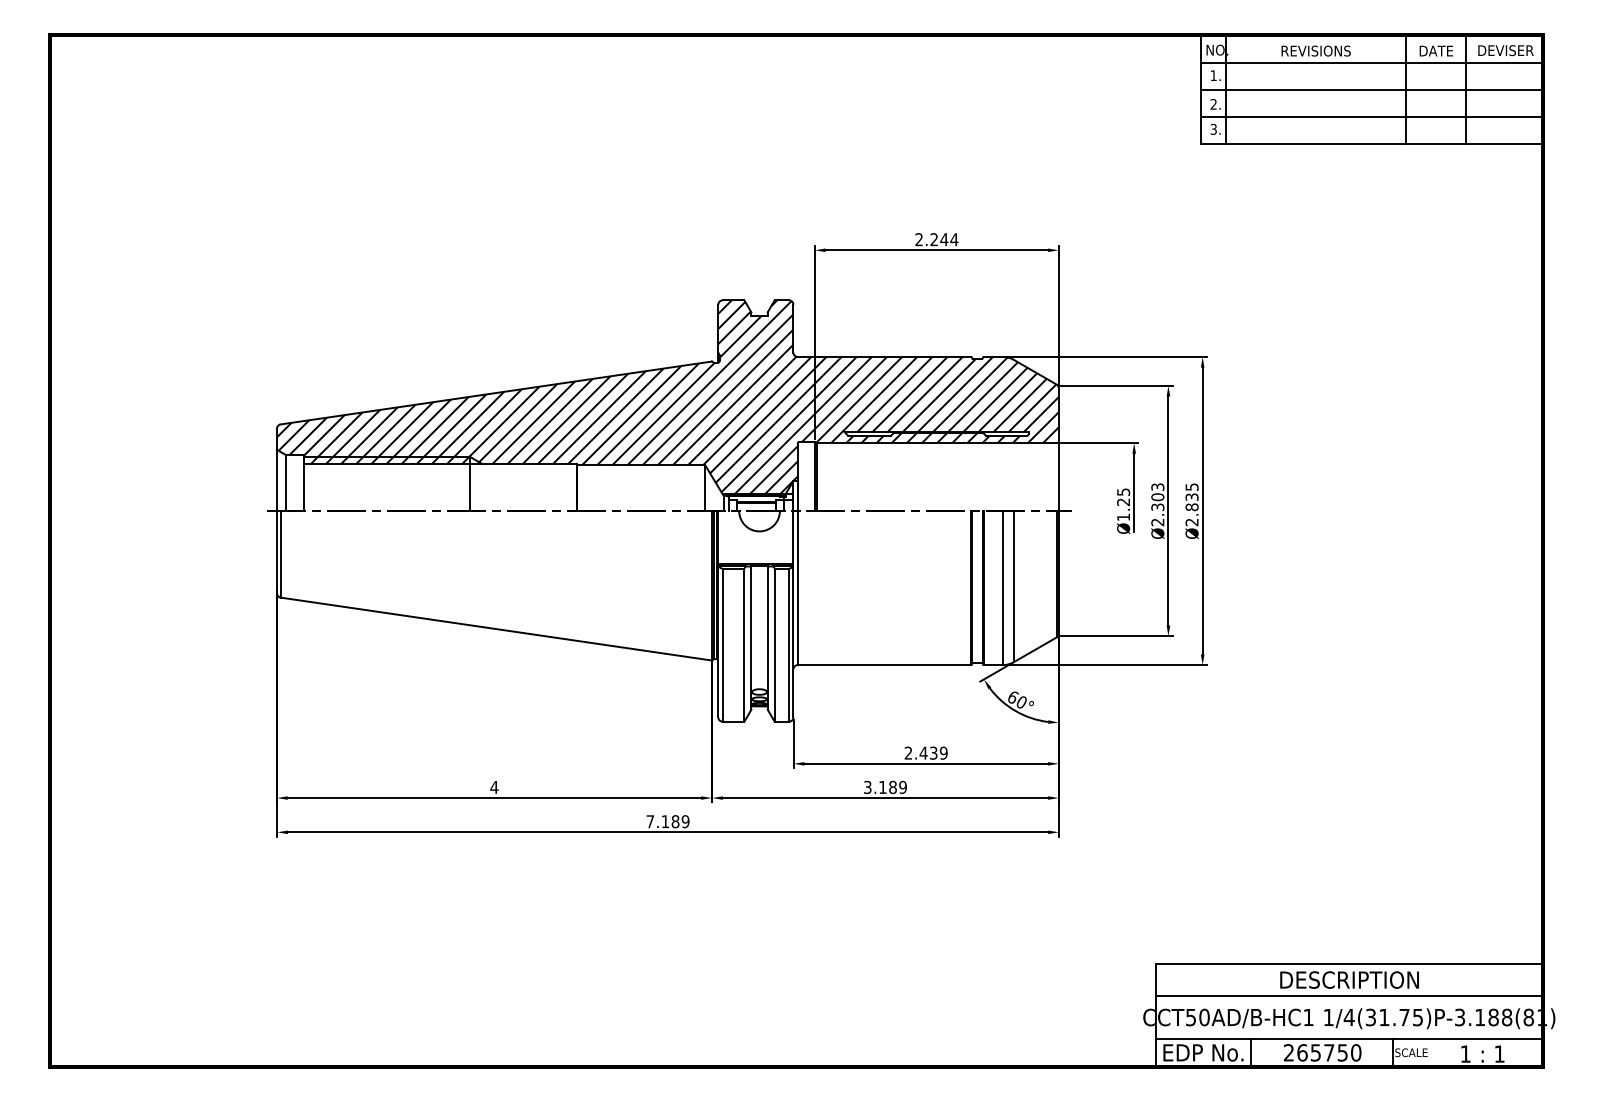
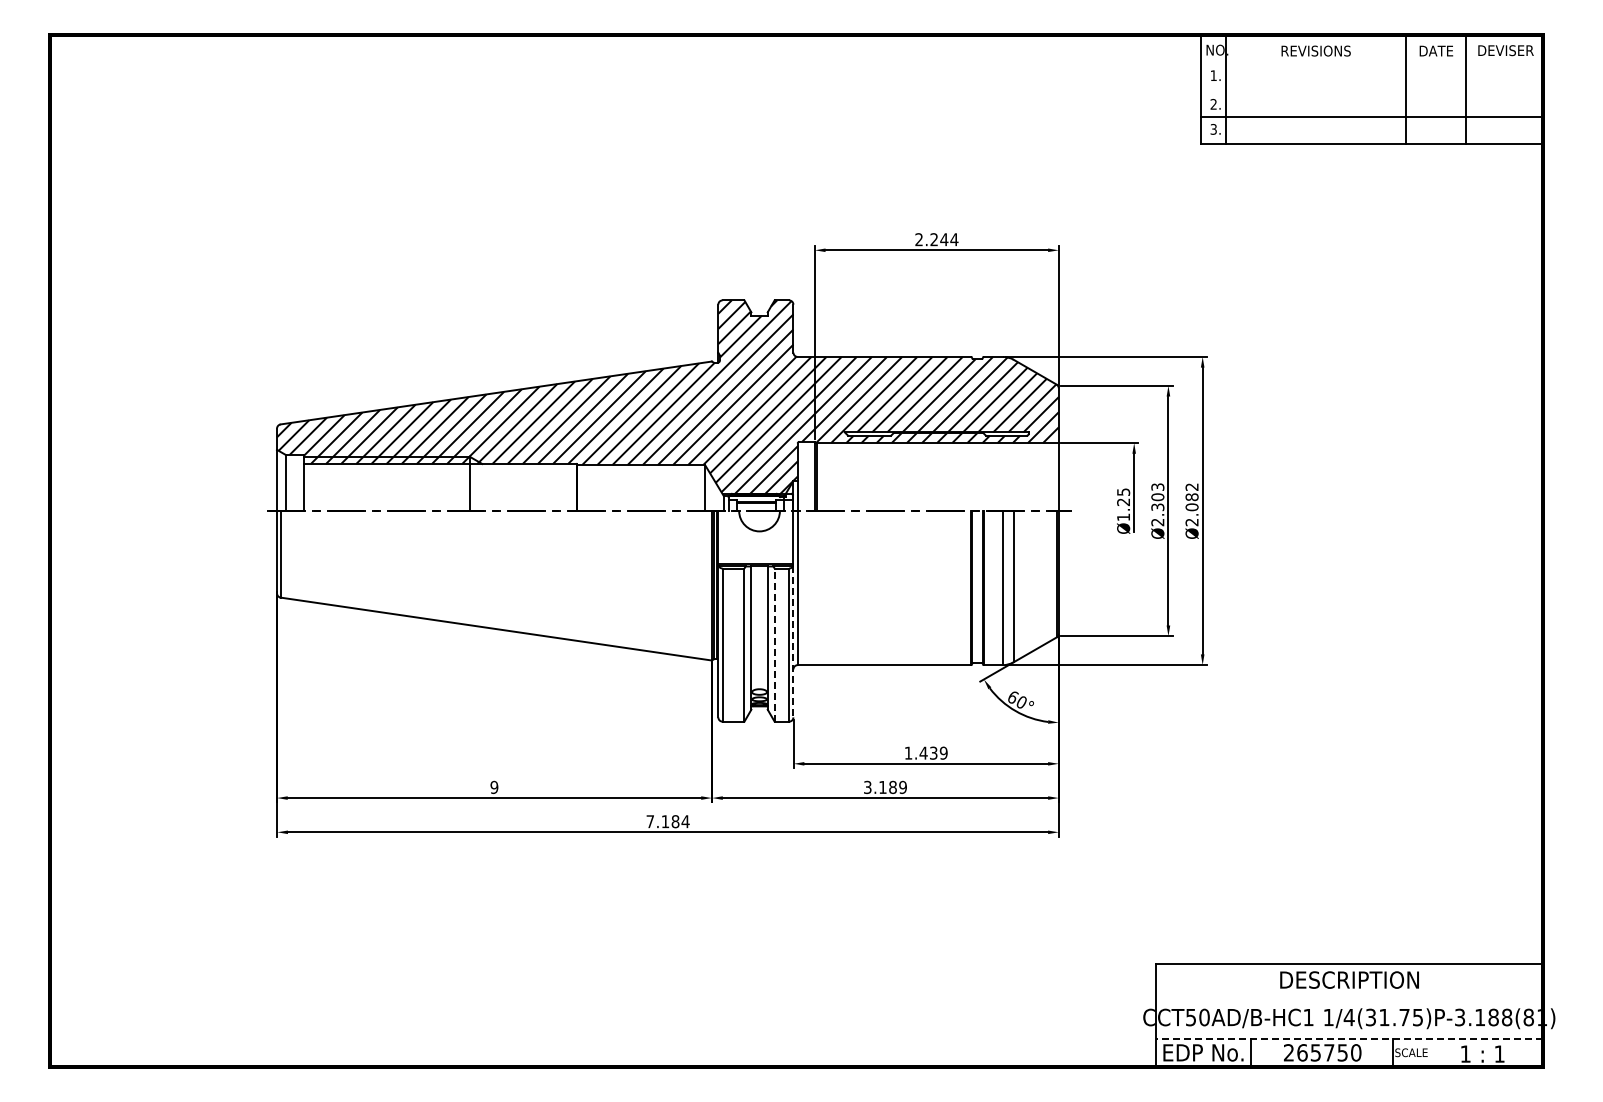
line: present -> none (1371, 62)
line: present -> none (1371, 90)
text: Ø2.835 -> Ø2.082 (1191, 497)
line: solid -> dashed (793, 642)
line: solid -> dashed (774, 645)
text: 2.439 -> 1.439 (908, 752)
text: 4 -> 9 (494, 787)
text: 7.189 -> 7.184 (685, 821)
line: present -> none (1349, 996)
line: solid -> dashed (1349, 1038)
